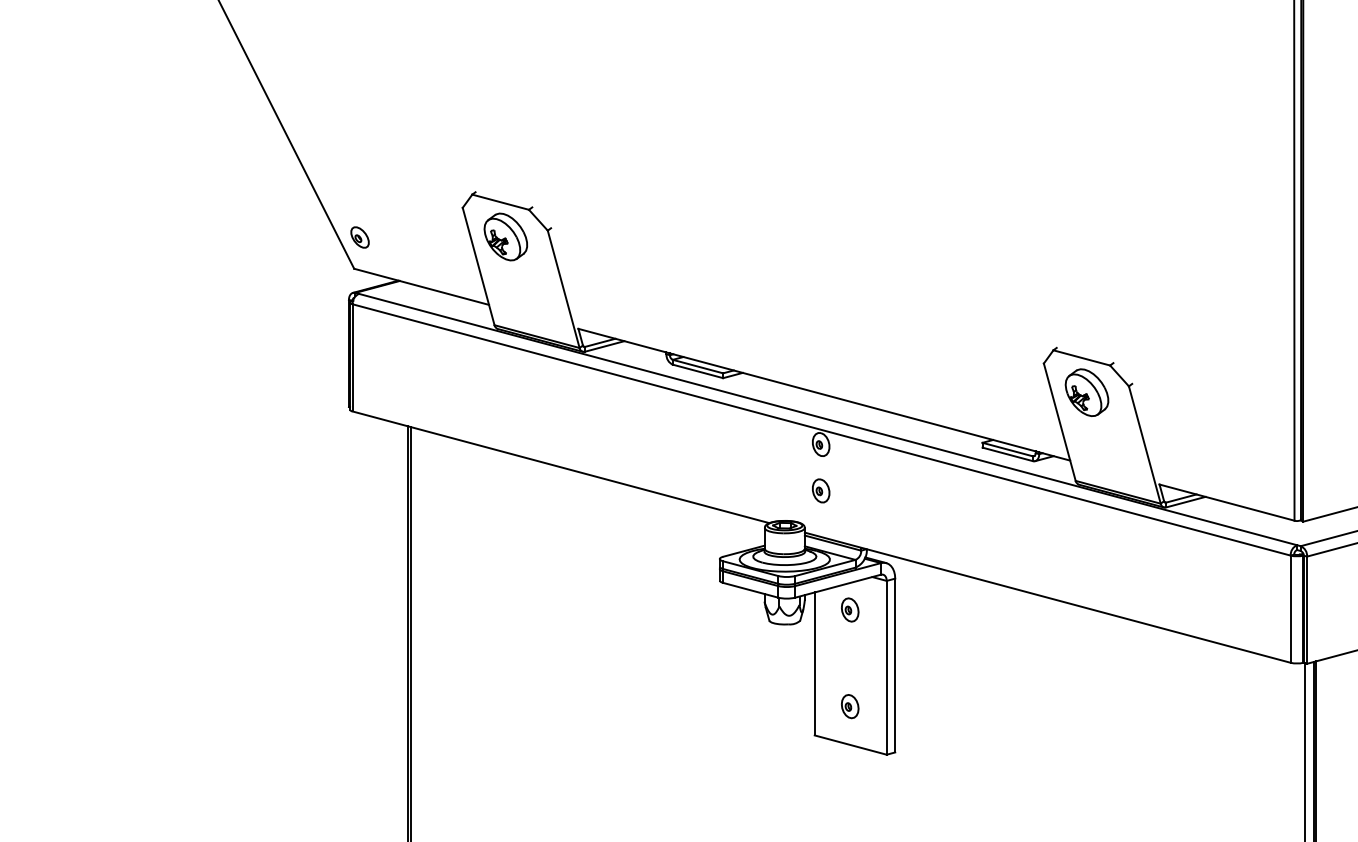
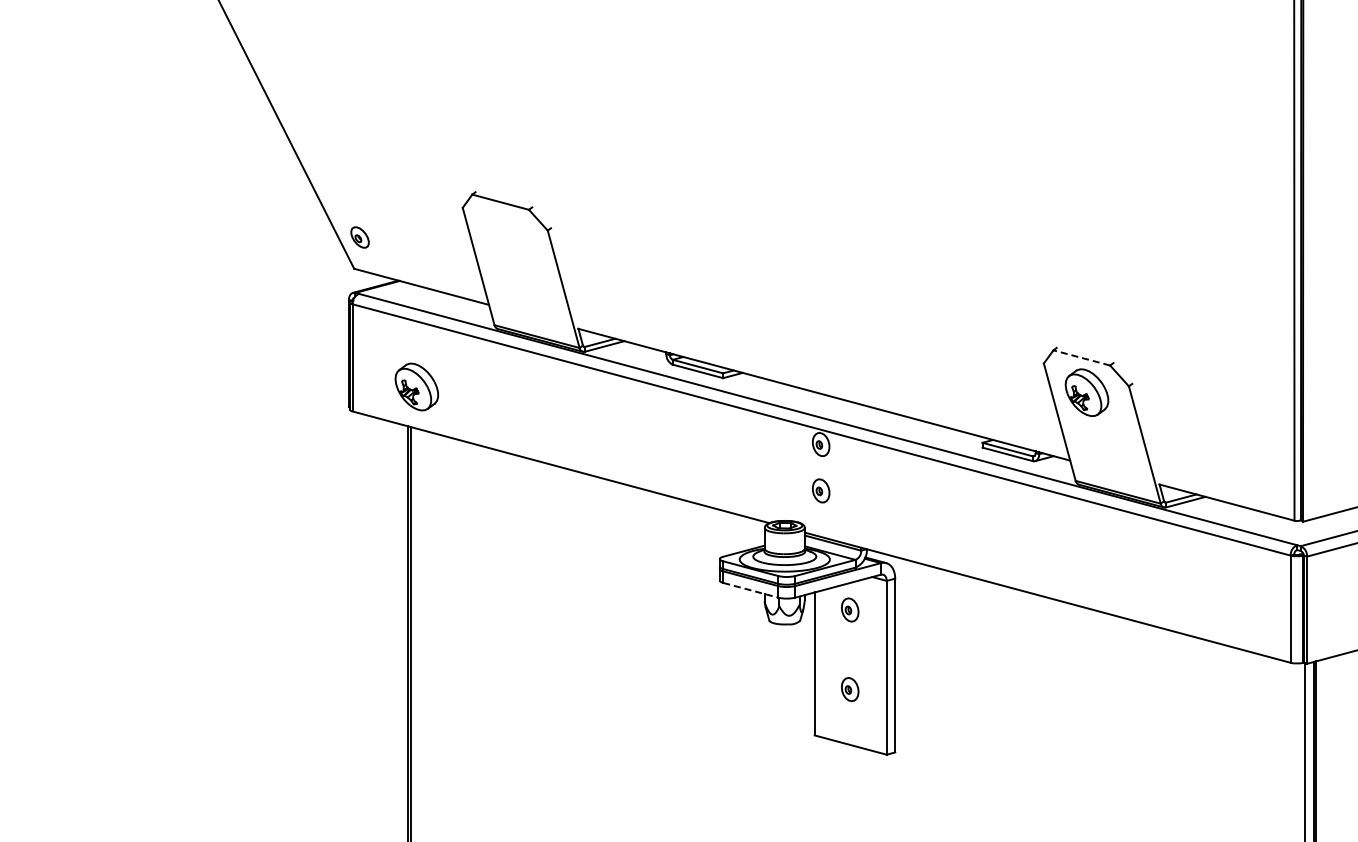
part position: (505, 236) -> (416, 386) (416, 386)
line: solid -> dashed (1081, 357)
line: solid -> dashed (751, 590)
part position: (850, 706) -> (850, 689) (850, 689)
